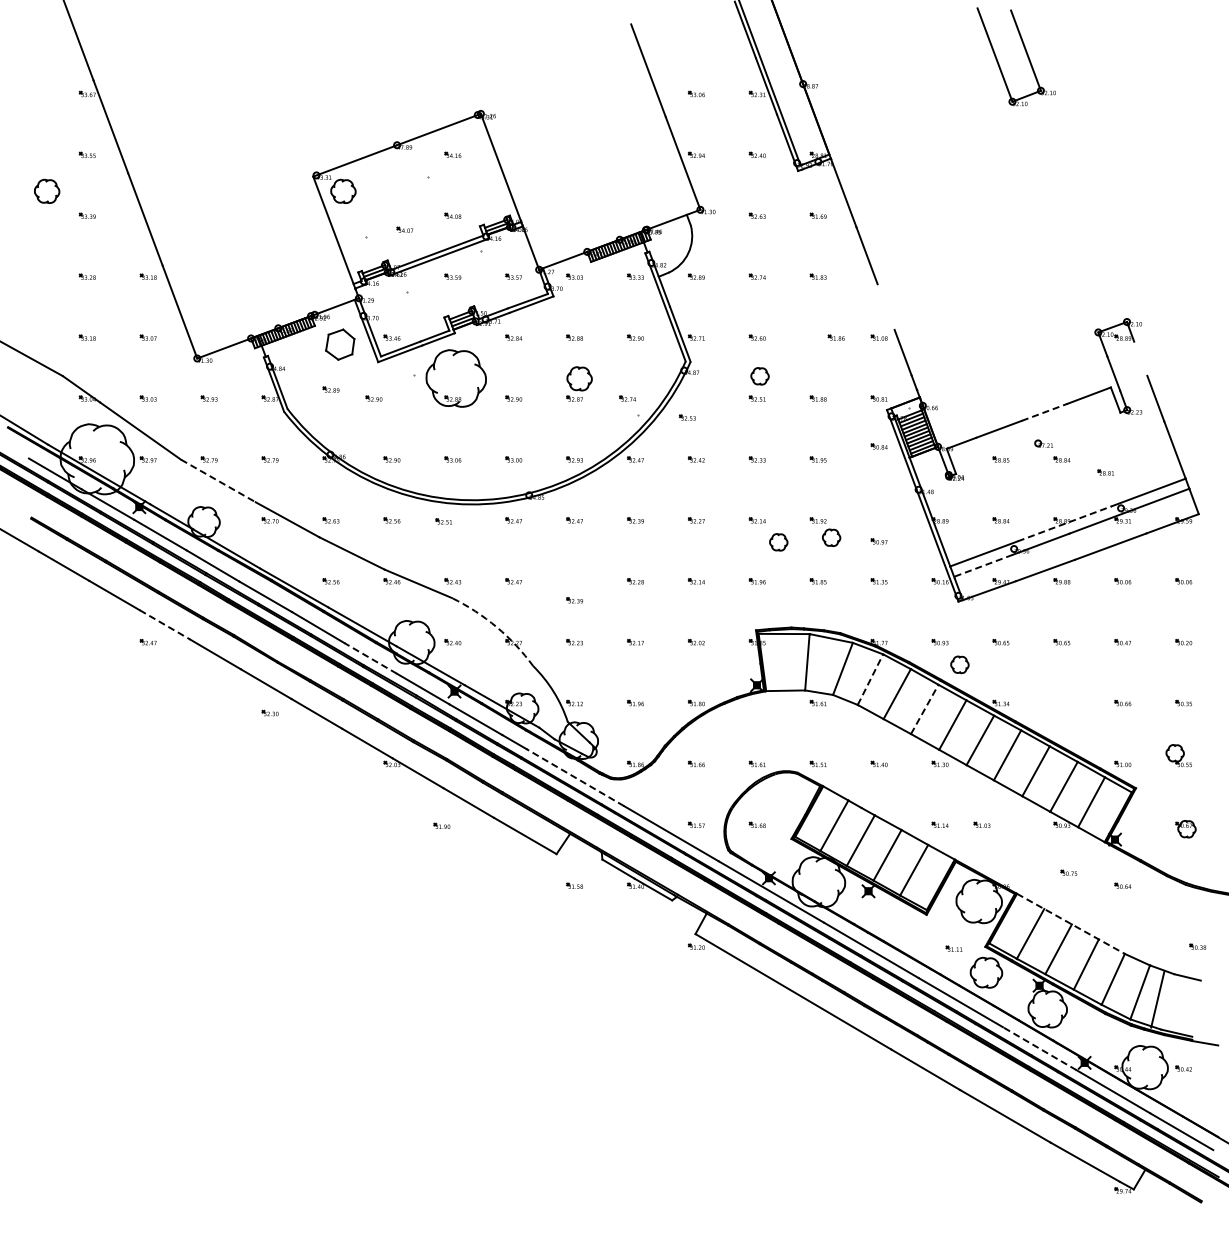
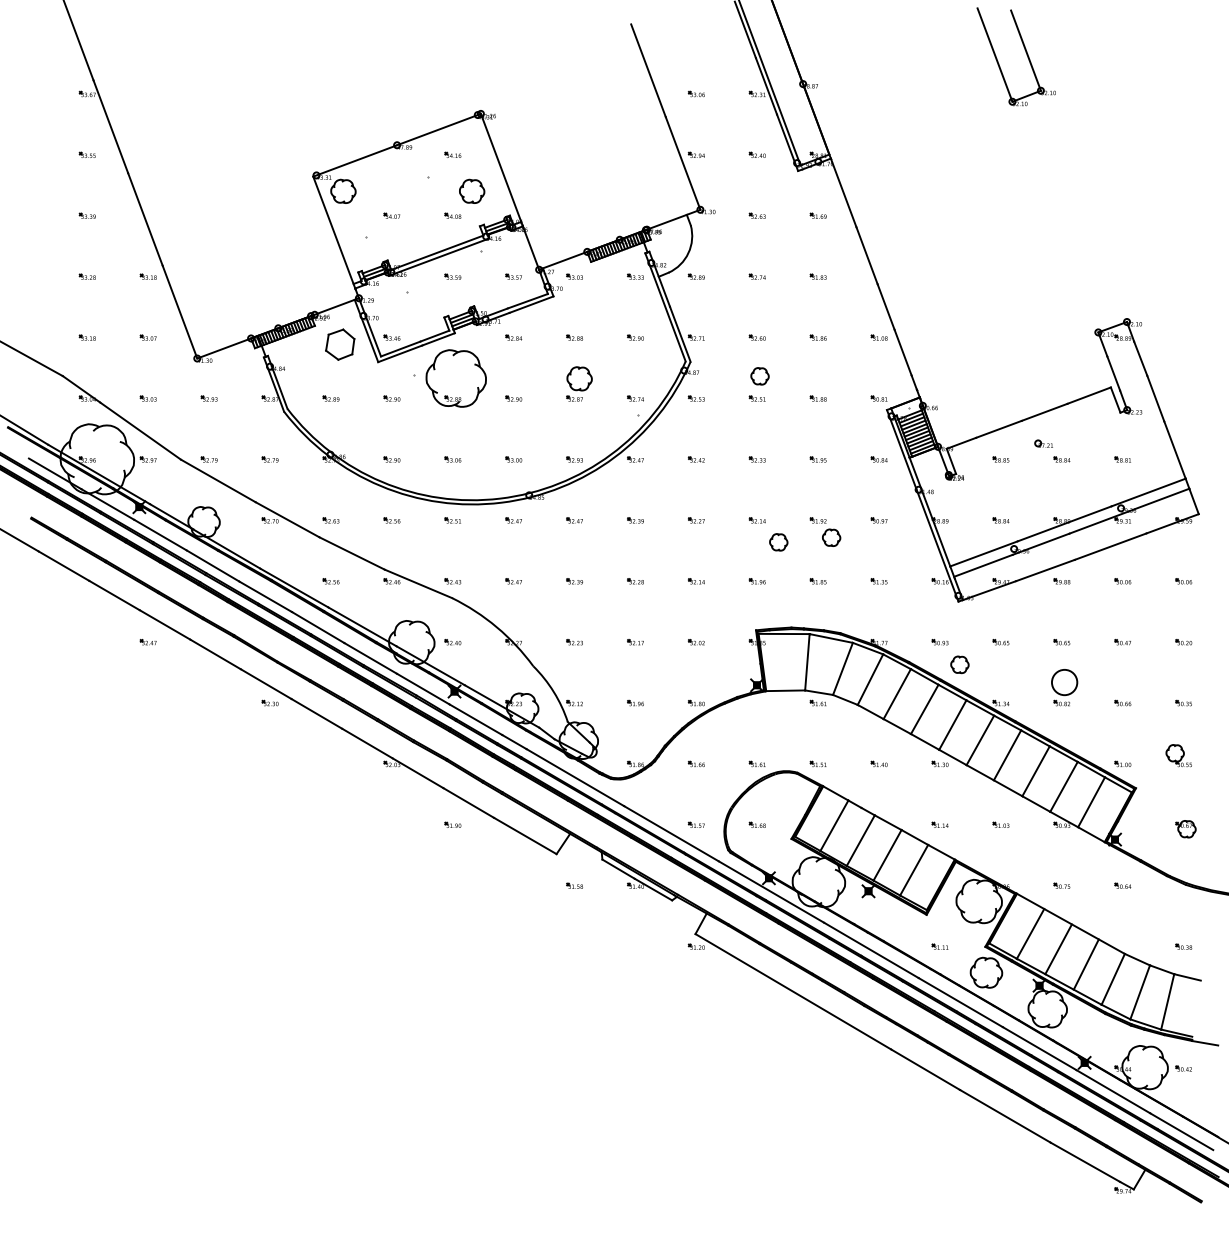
part position: (47, 190) -> (472, 190) (472, 190)
part position: (404, 229) -> (391, 215) (391, 215)
line: none -> present (885, 306)
part position: (835, 337) -> (817, 337) (817, 337)
line: none -> present (1140, 358)
part position: (330, 389) -> (330, 398) (330, 398)
part position: (373, 398) -> (391, 398) (391, 398)
part position: (627, 398) -> (635, 398) (635, 398)
line: dashed -> solid (1045, 412)
part position: (686, 417) -> (695, 398) (695, 398)
part position: (878, 446) -> (878, 459) (878, 459)
part position: (1105, 472) -> (1122, 459) (1122, 459)
line: dashed -> solid (218, 480)
part position: (443, 521) -> (452, 520) (452, 520)
line: dashed -> solid (1065, 523)
part position: (878, 541) -> (878, 520) (878, 520)
line: dashed -> solid (982, 565)
part position: (574, 600) -> (574, 581) (574, 581)
line: dashed -> solid (165, 625)
arc: dashed -> solid (496, 627)
line: dashed -> solid (370, 658)
line: dashed -> solid (870, 679)
part: none -> present (1064, 687)
line: dashed -> solid (925, 709)
part position: (269, 712) -> (269, 702) (269, 702)
line: dashed -> solid (574, 777)
part position: (981, 824) -> (1000, 824) (1000, 824)
part position: (441, 825) -> (452, 824) (452, 824)
part position: (1068, 872) -> (1061, 885) (1061, 885)
line: dashed -> solid (1070, 923)
part position: (1197, 946) -> (1183, 946) (1183, 946)
part position: (953, 948) -> (939, 946) (939, 946)
line position: (1157, 999) -> (1167, 1001) (1167, 1001)
line: dashed -> solid (1039, 1048)
